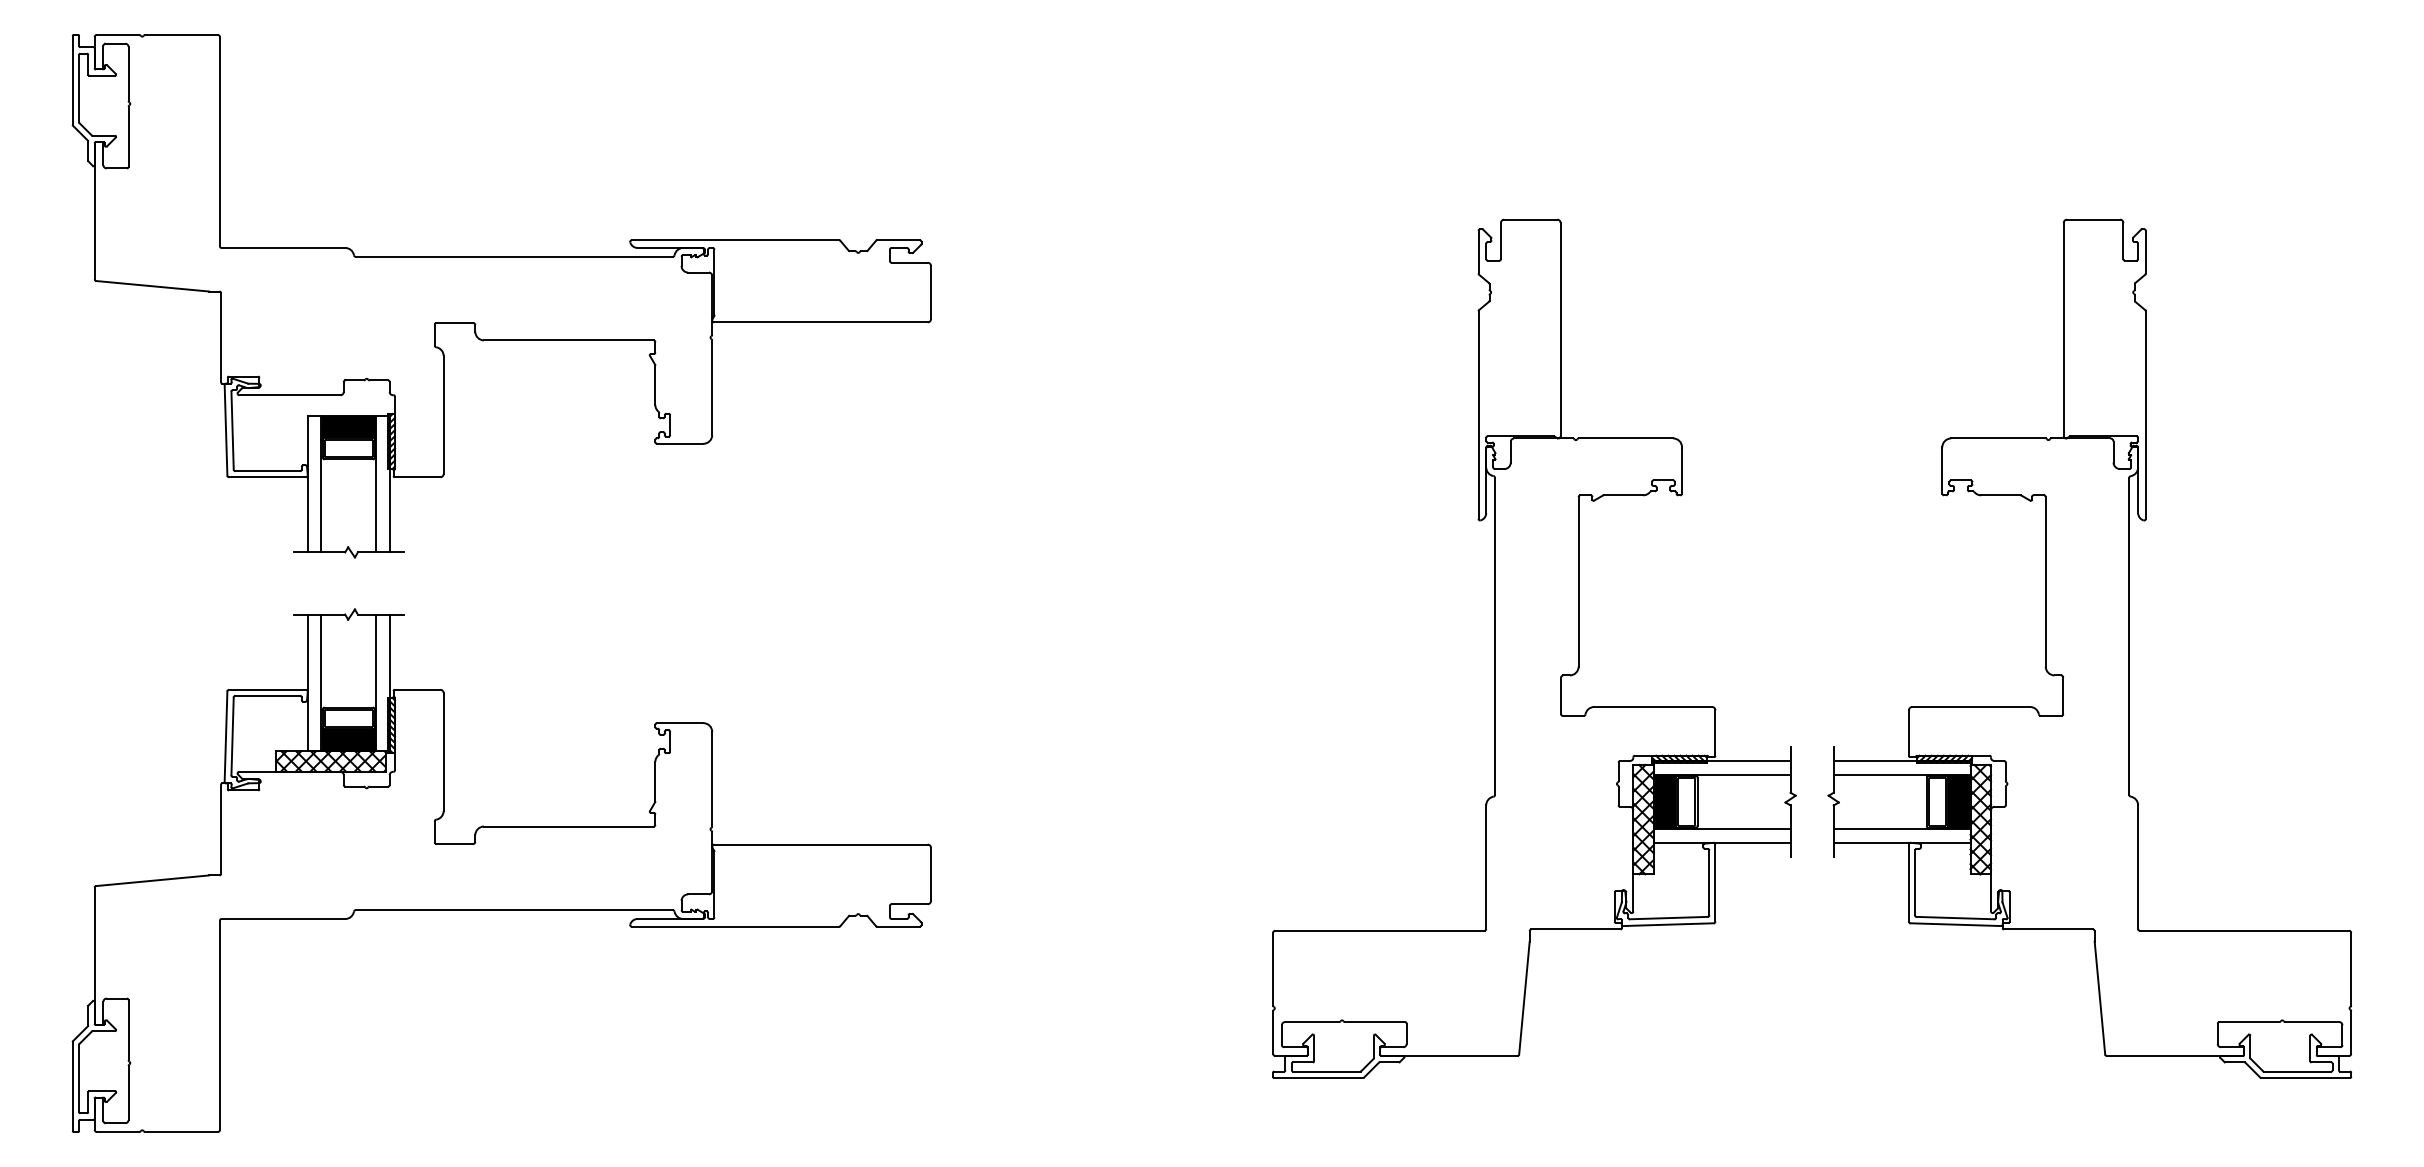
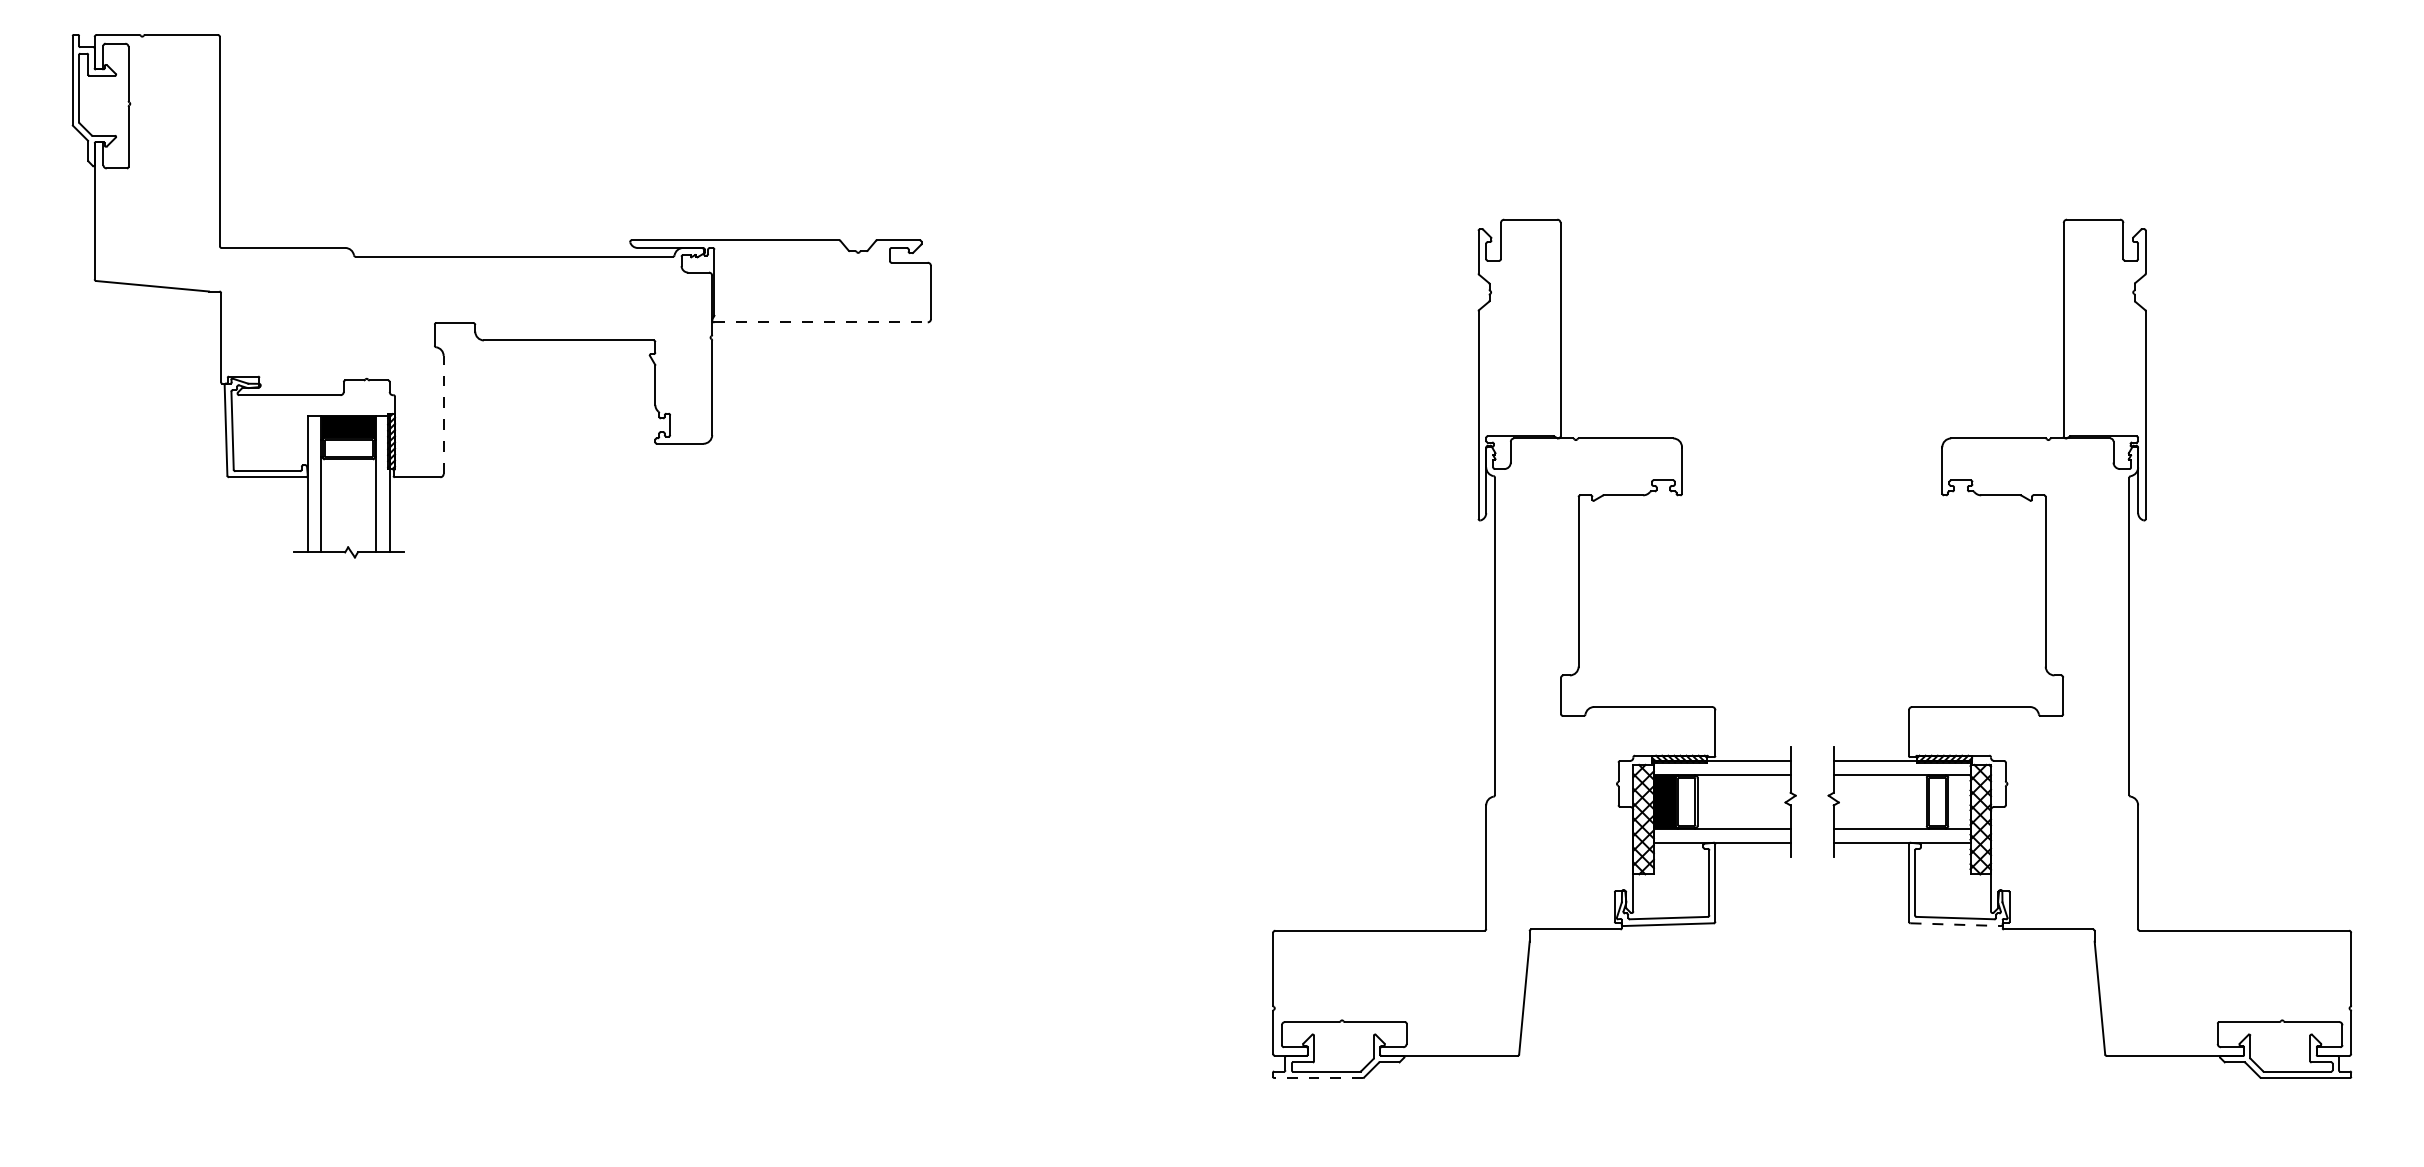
line: solid -> dashed (821, 322)
line: solid -> dashed (443, 414)
fill: present -> none (1958, 801)
part: present -> none (501, 870)
line: solid -> dashed (1956, 924)
line: solid -> dashed (1318, 1077)
